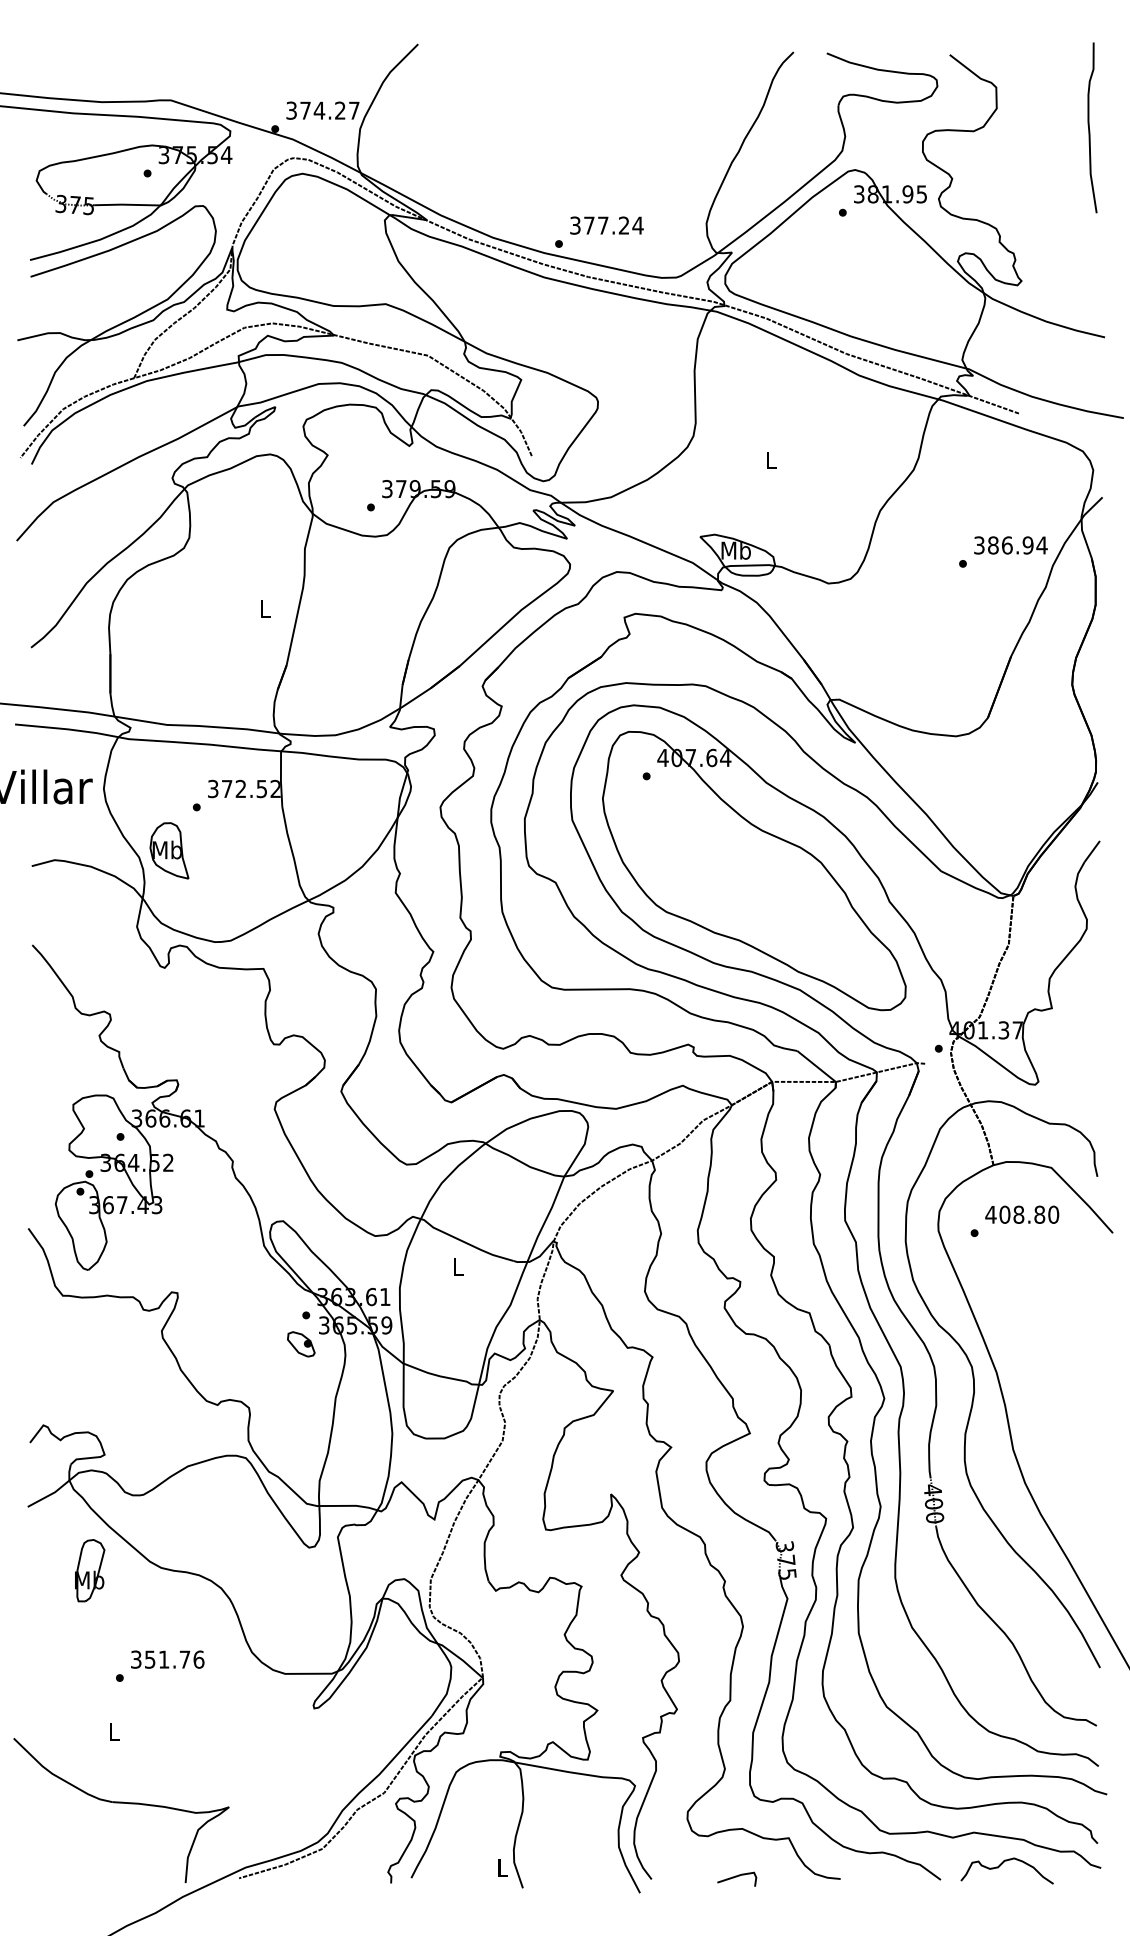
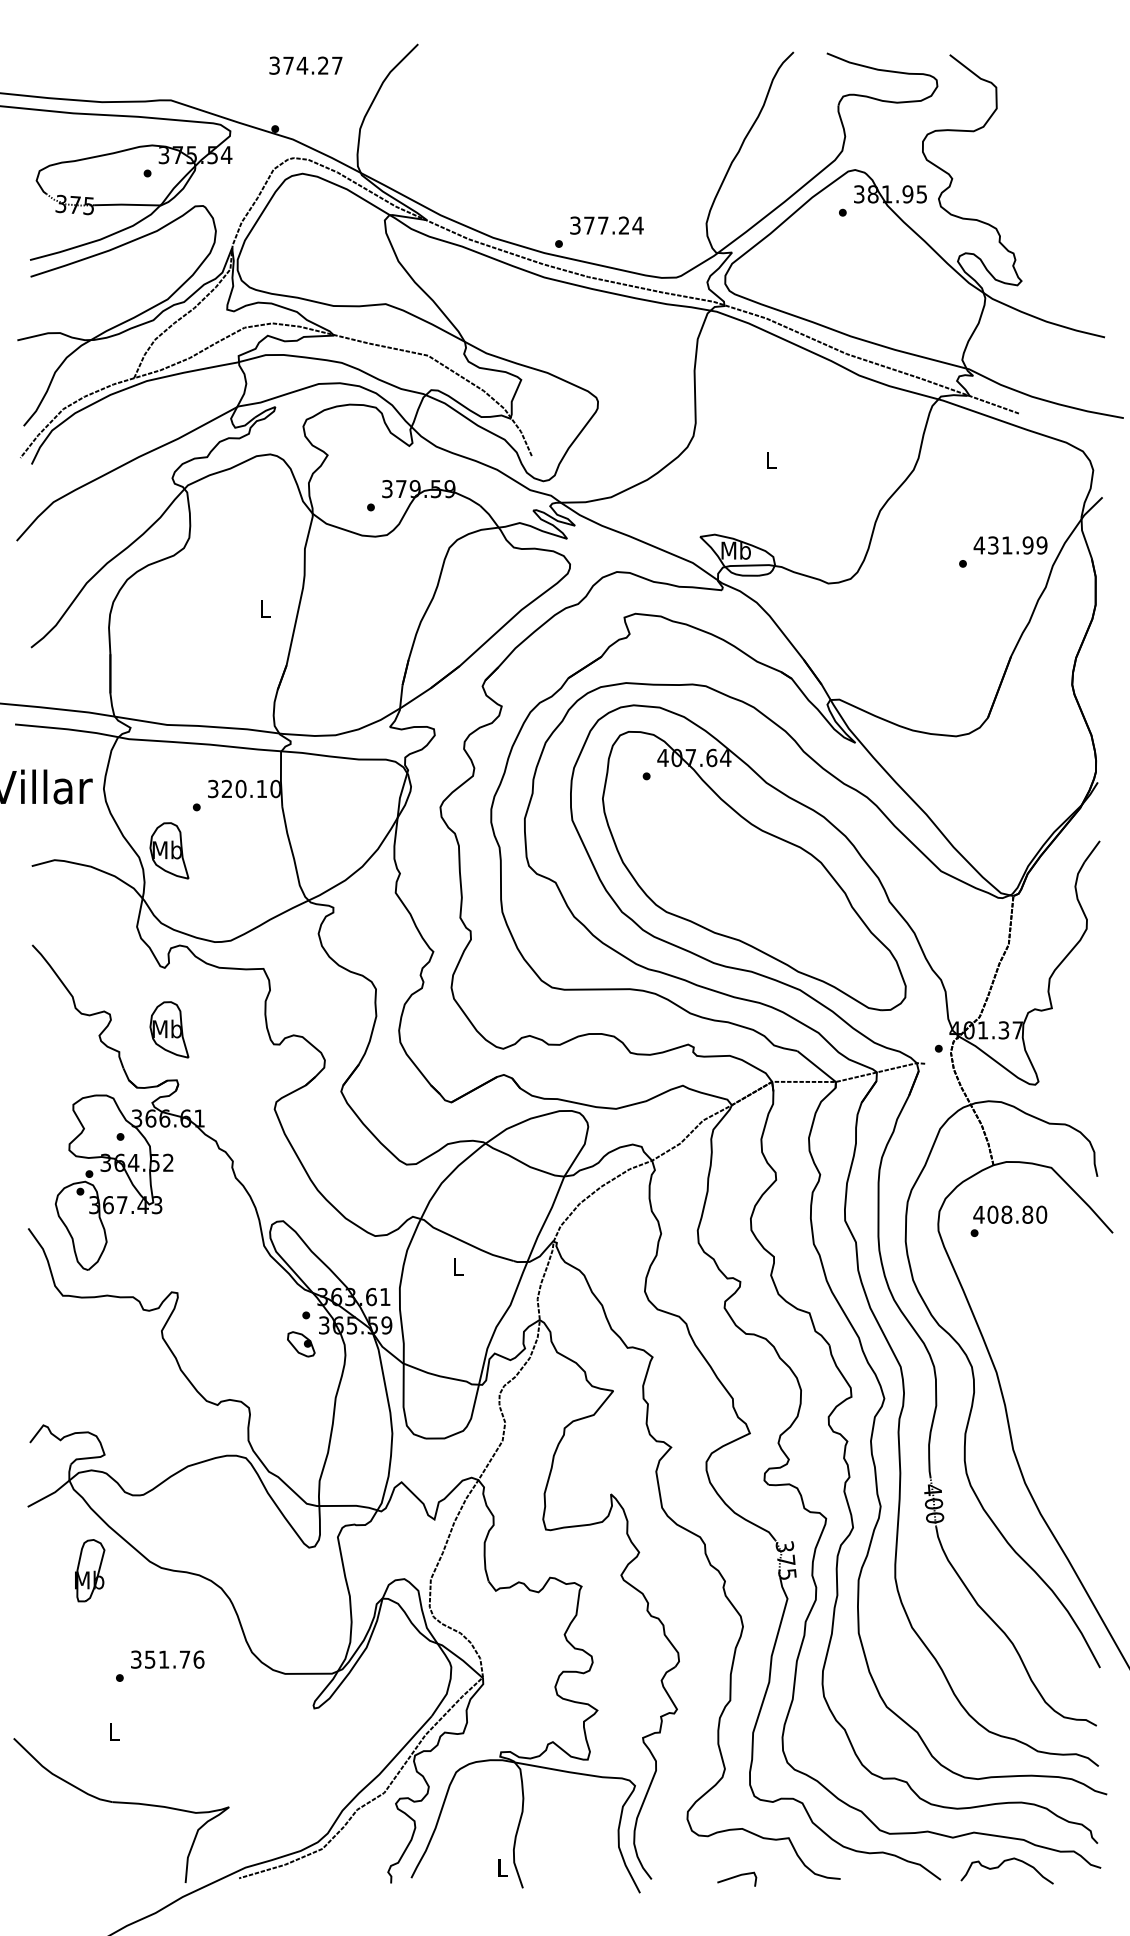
text position: (322, 110) -> (305, 65) (305, 65)
curve: present -> none (1089, 127)
text: 386.94 -> 431.99 (1010, 545)
text: 372.52 -> 320.10 (250, 788)
part: none -> present (169, 1029)
text position: (1022, 1214) -> (1010, 1214) (1010, 1214)
